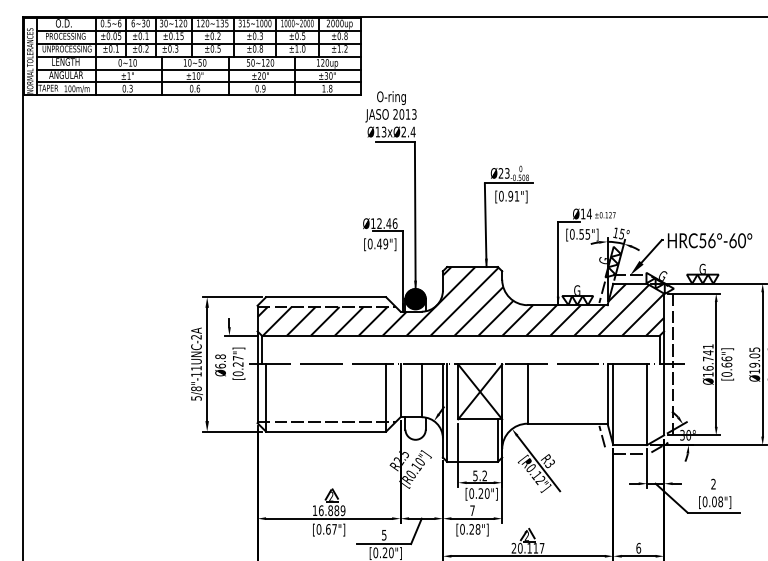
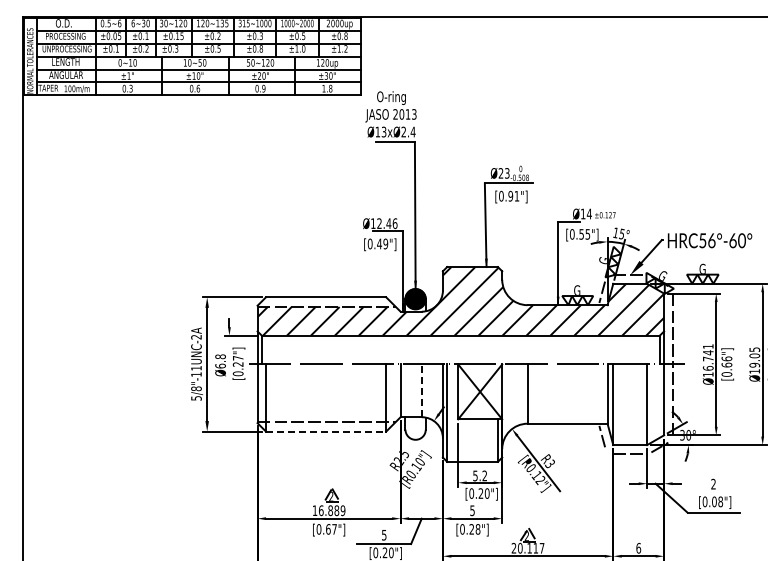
line: solid -> dashed (421, 390)
line: solid -> dashed (326, 431)
text: 7 -> 5 (472, 510)
